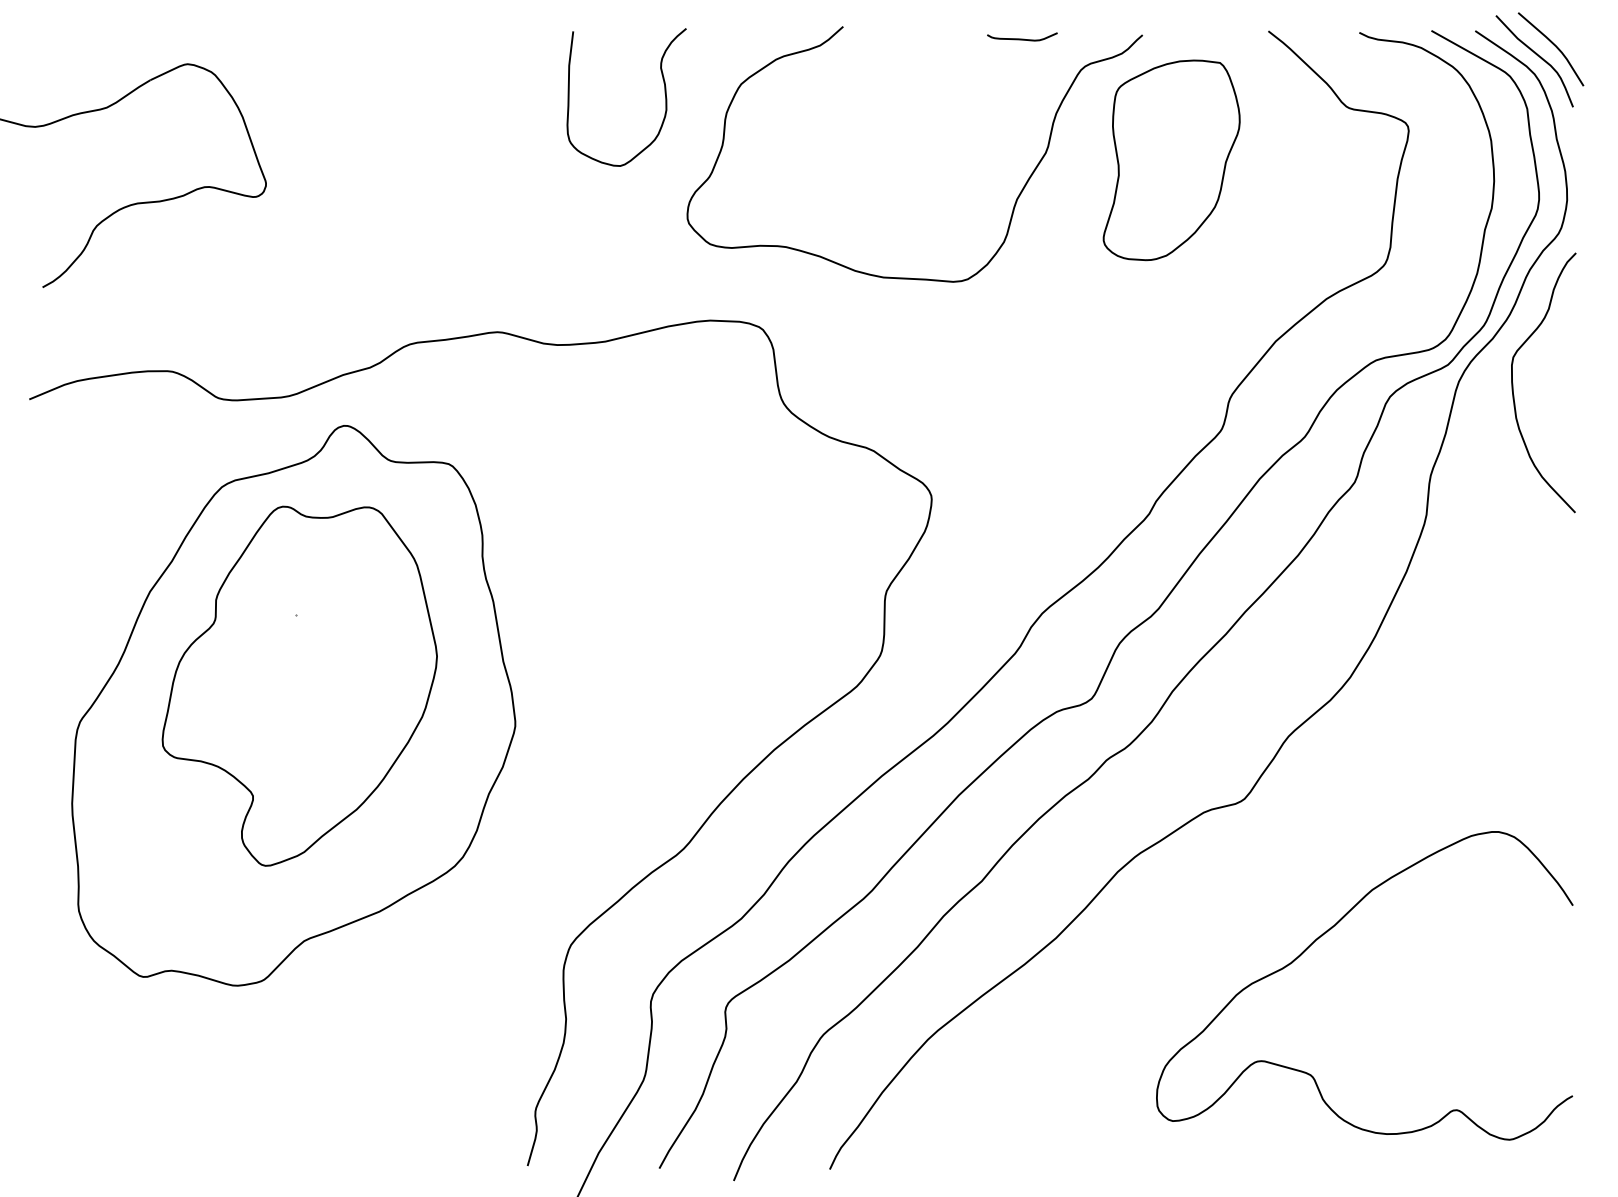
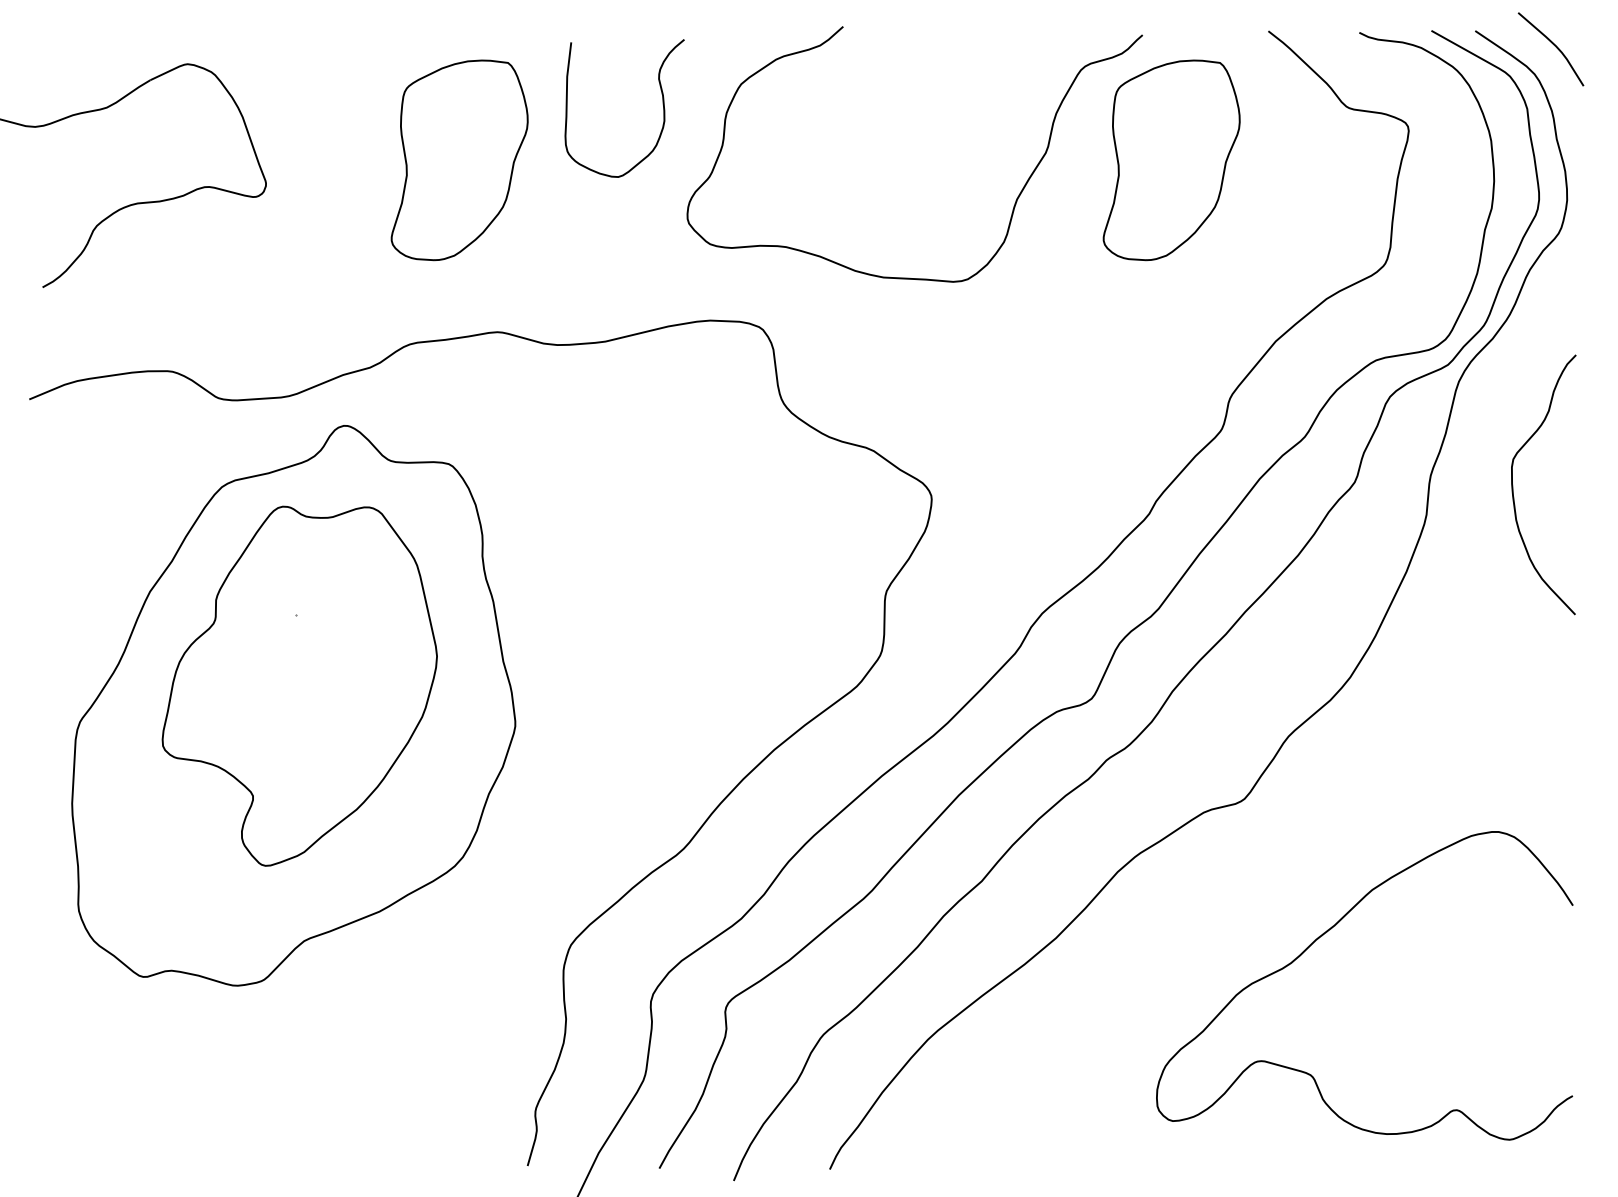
curve: present -> none (1022, 38)
curve: present -> none (1537, 56)
curve position: (664, 93) -> (662, 104) (662, 104)
part: none -> present (459, 160)
curve position: (1513, 383) -> (1513, 485) (1513, 485)
